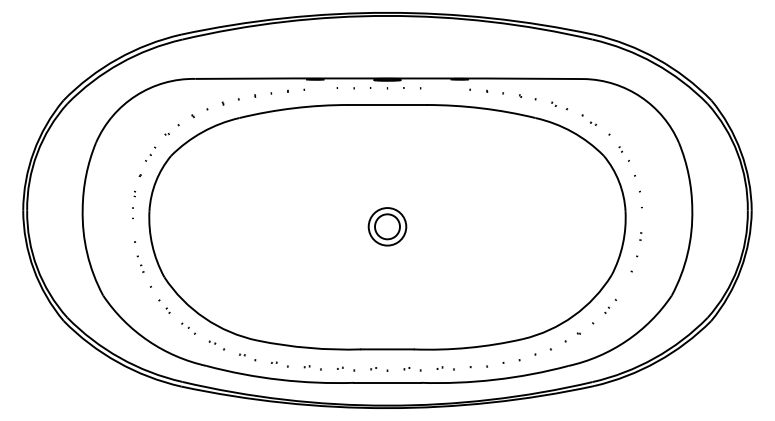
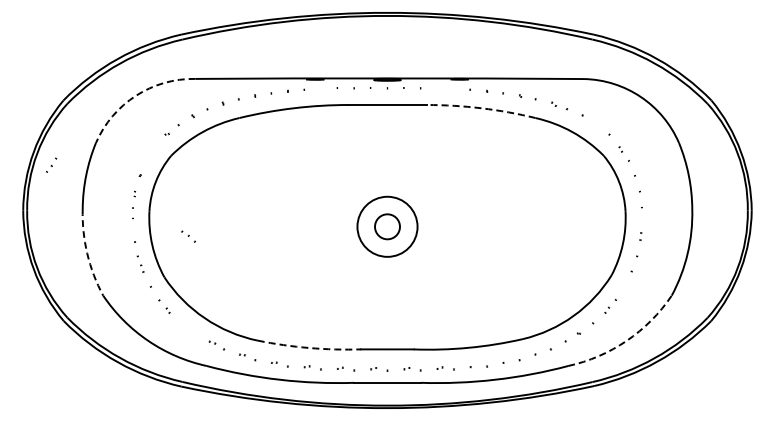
arc: solid -> dashed (136, 95)
arc: solid -> dashed (481, 108)
part: present -> none (593, 123)
part position: (150, 153) -> (51, 164) (51, 164)
circle diameter: 38 px -> 60 px (387, 226)
arc: solid -> dashed (87, 253)
part position: (188, 328) -> (188, 236) (188, 236)
arc: solid -> dashed (626, 340)
arc: solid -> dashed (309, 348)
